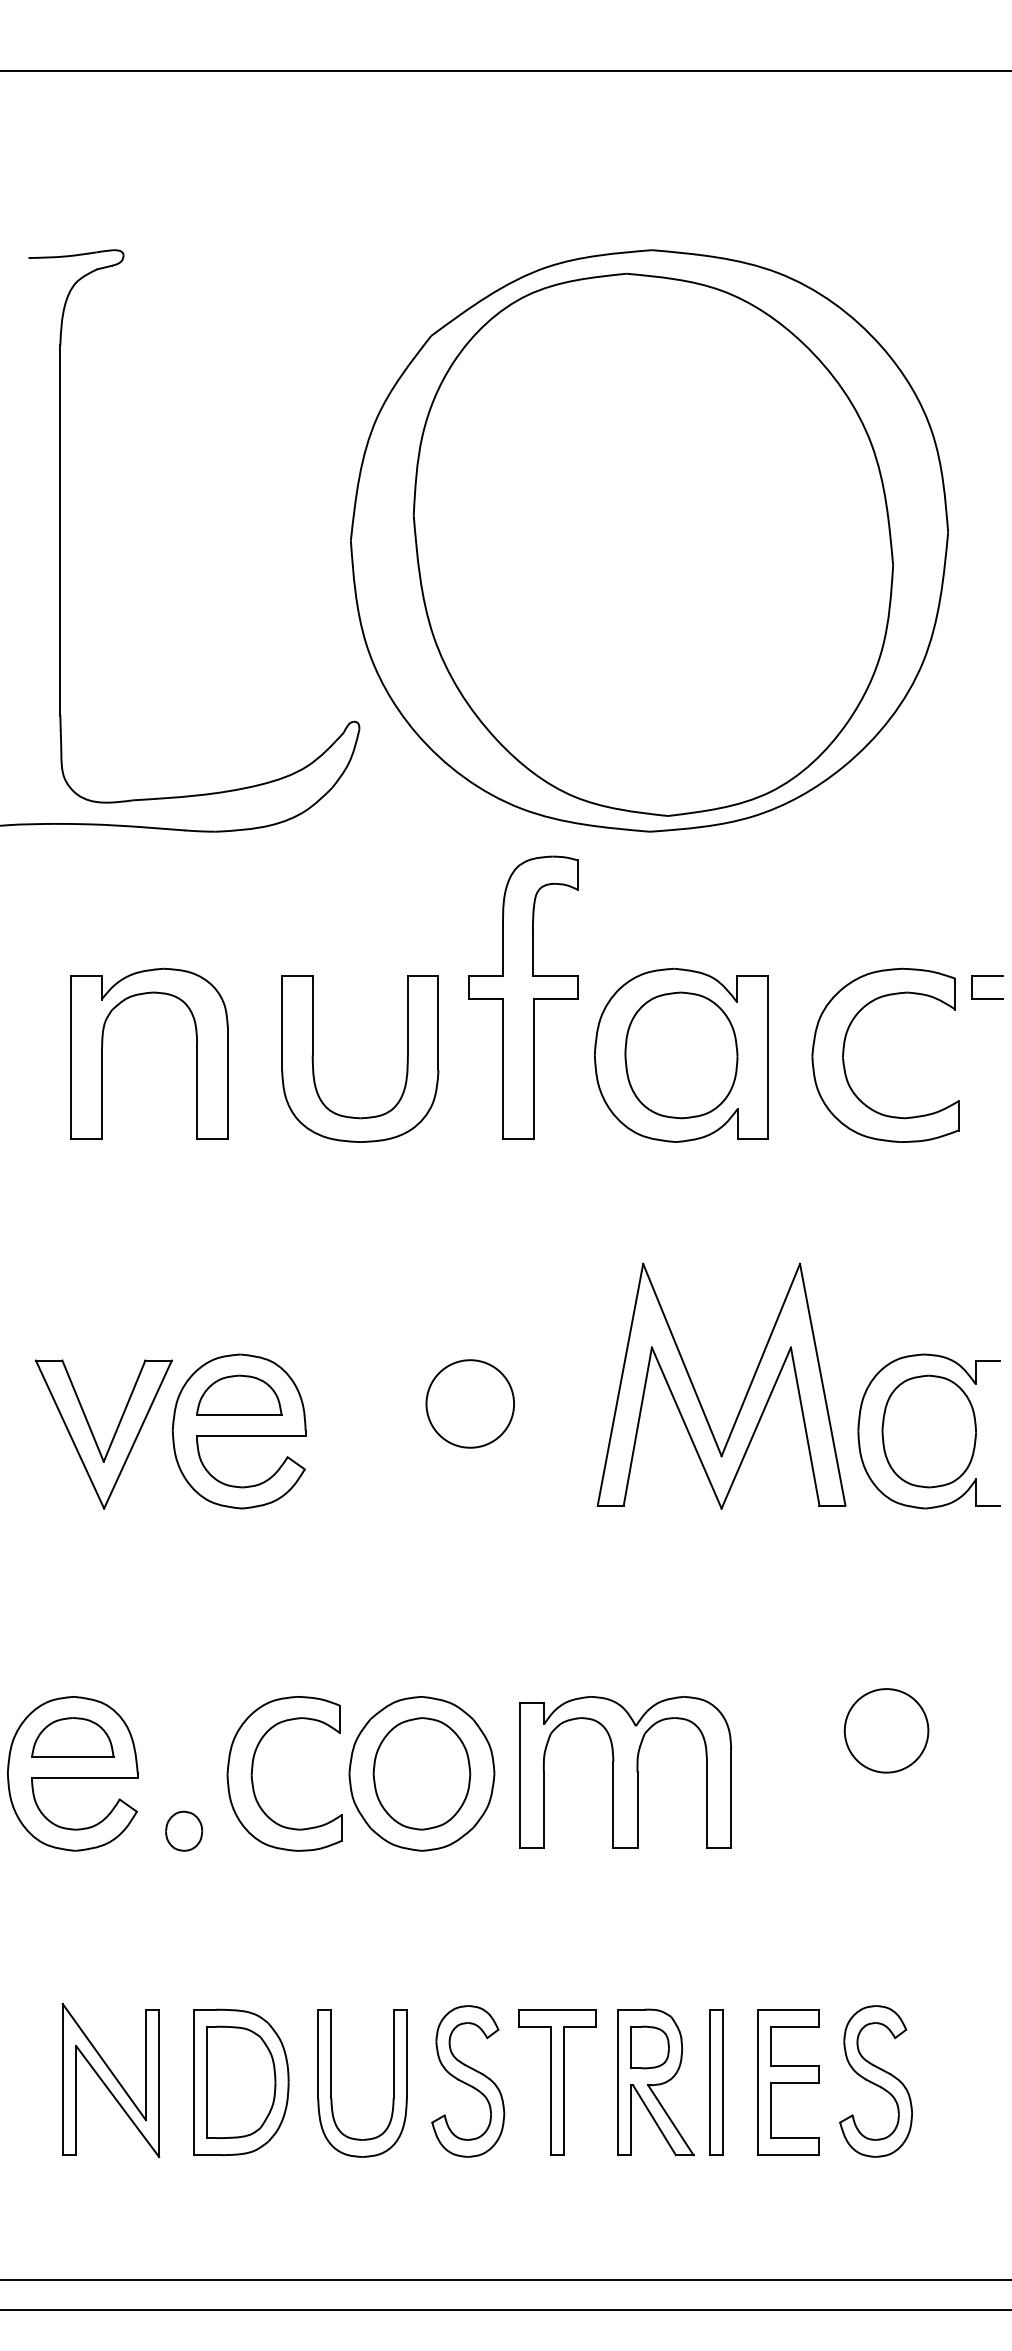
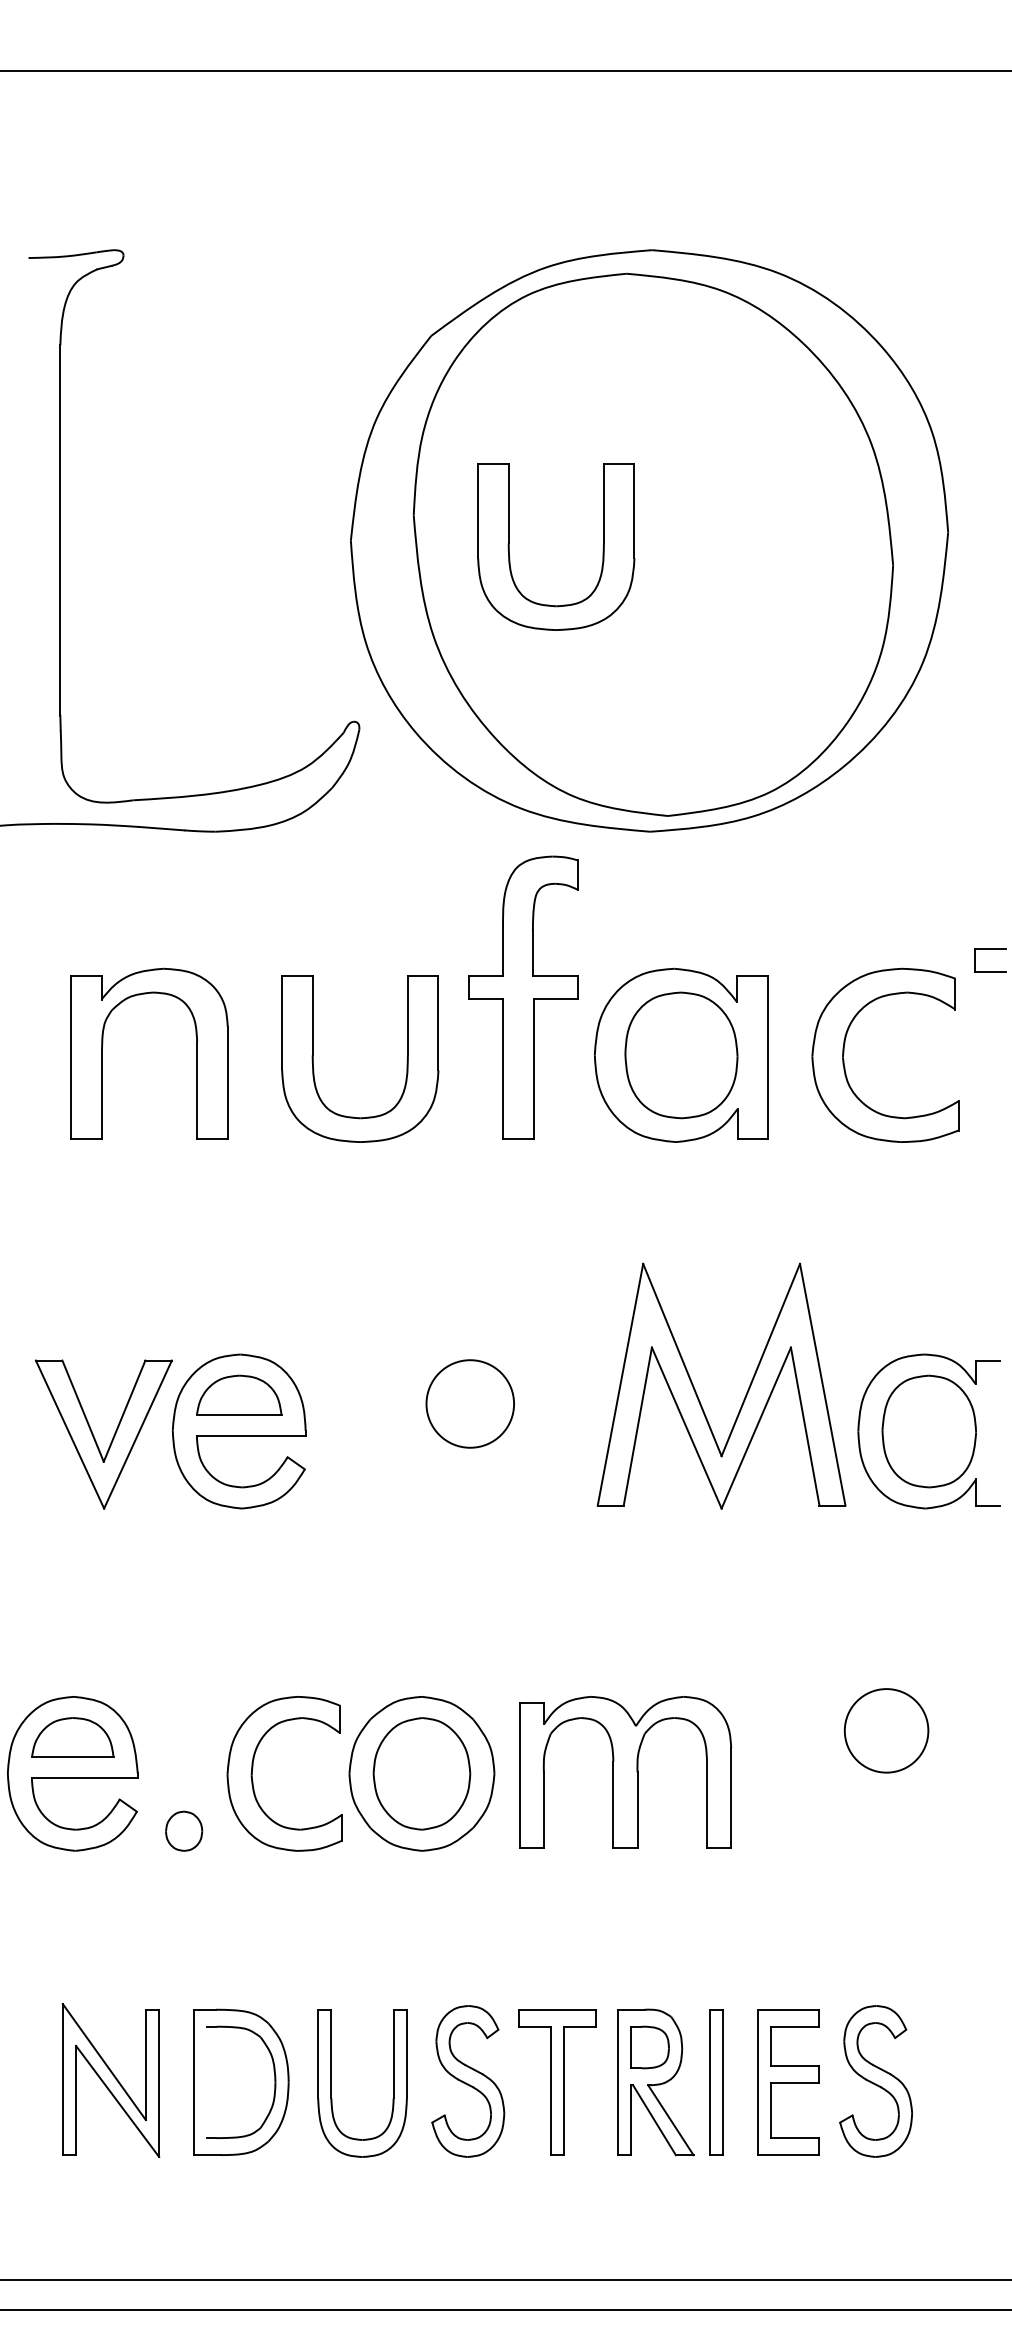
part: none -> present (602, 549)
part position: (987, 976) -> (990, 949) (990, 949)
line: present -> none (207, 2082)
